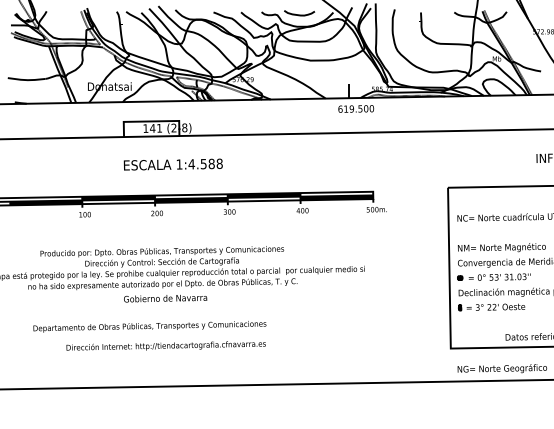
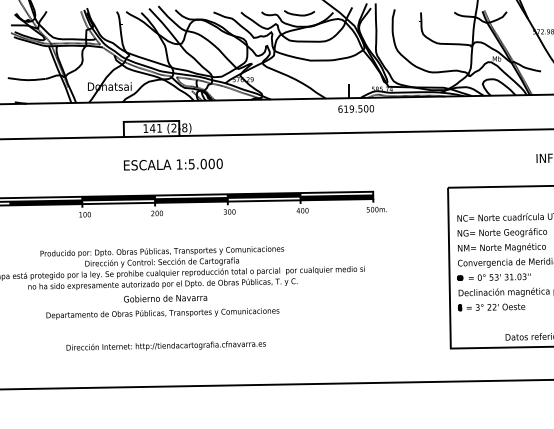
text: 1:4.588 -> 1:5.000 (205, 163)
text position: (149, 326) -> (162, 313) (162, 313)
text position: (502, 368) -> (502, 232) (502, 232)
